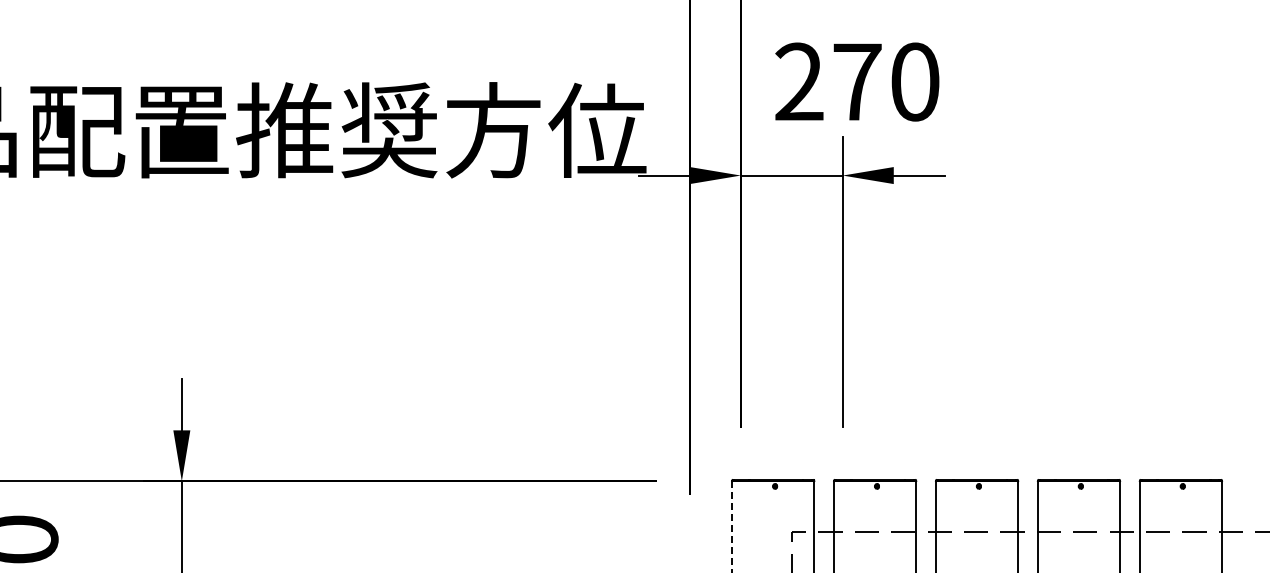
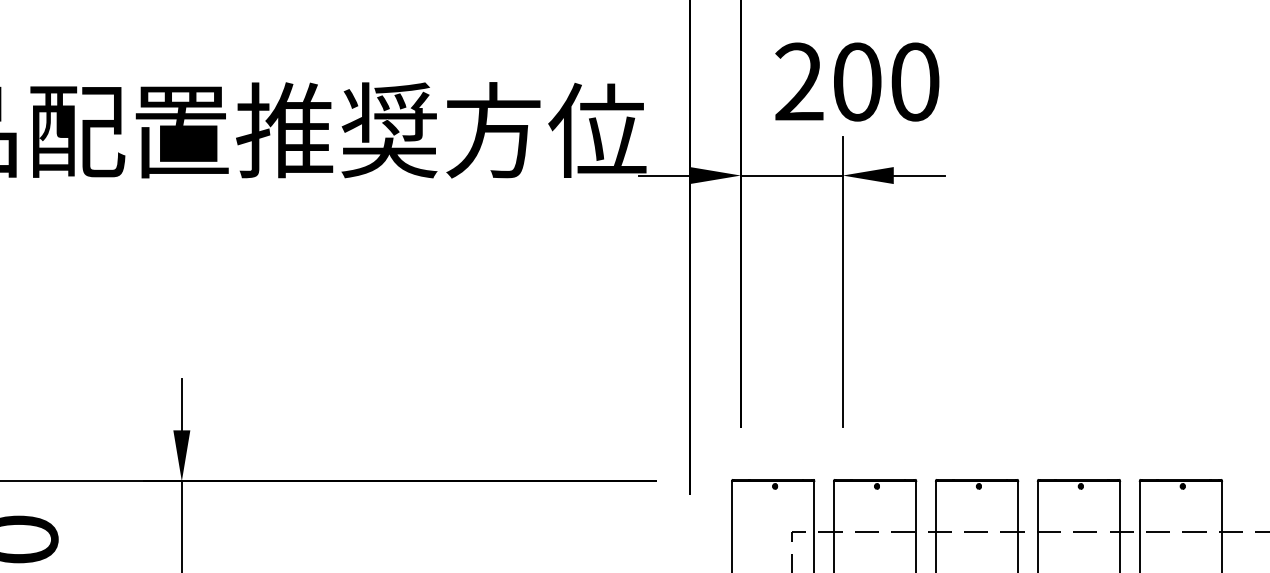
text: 270 -> 200 (857, 81)
line: dashed -> solid (732, 527)
